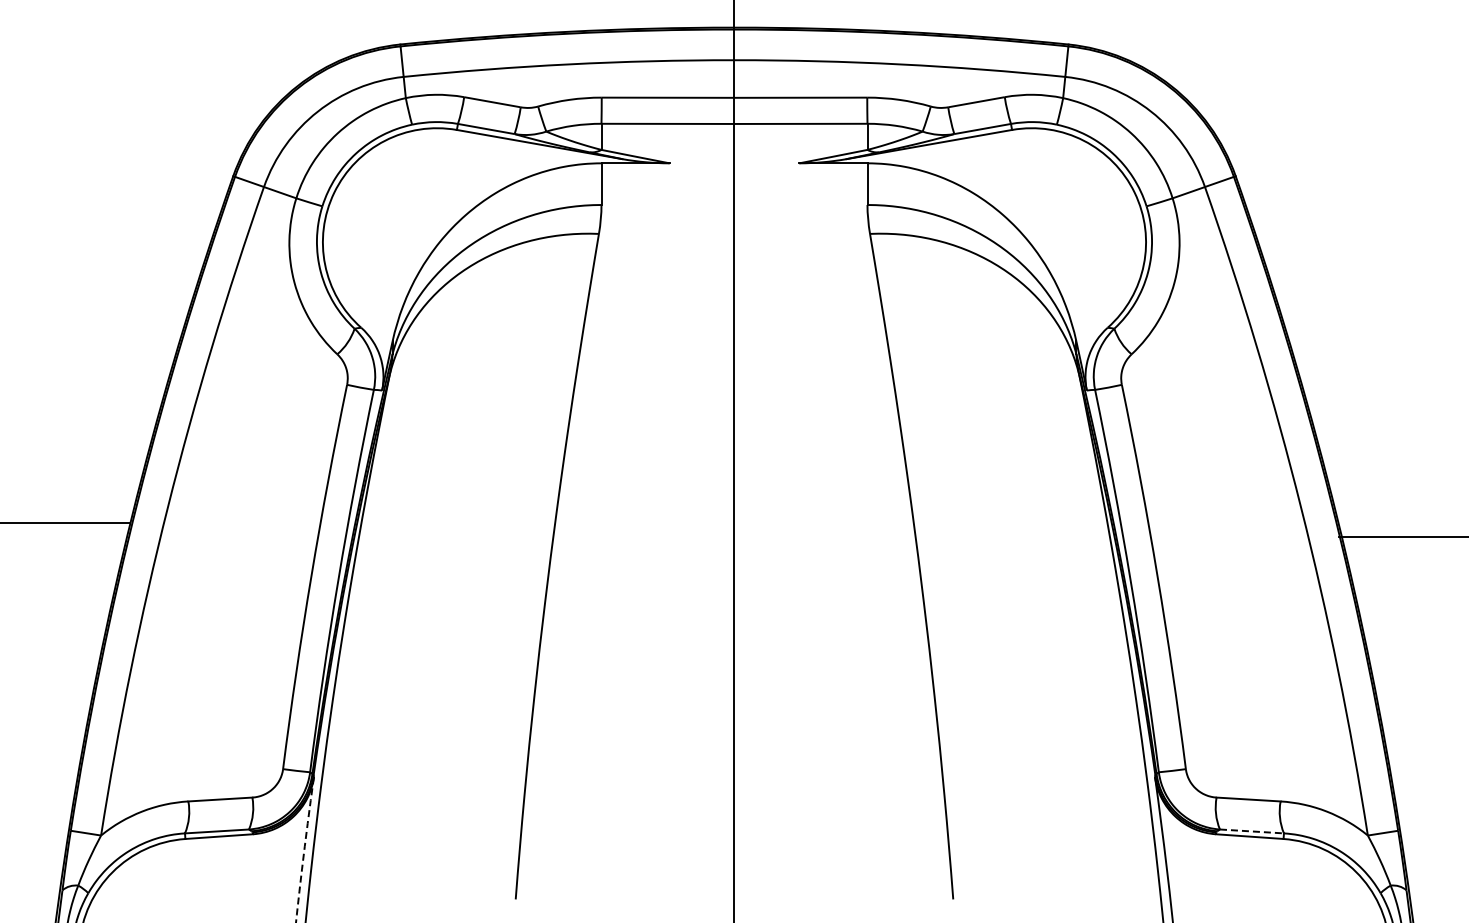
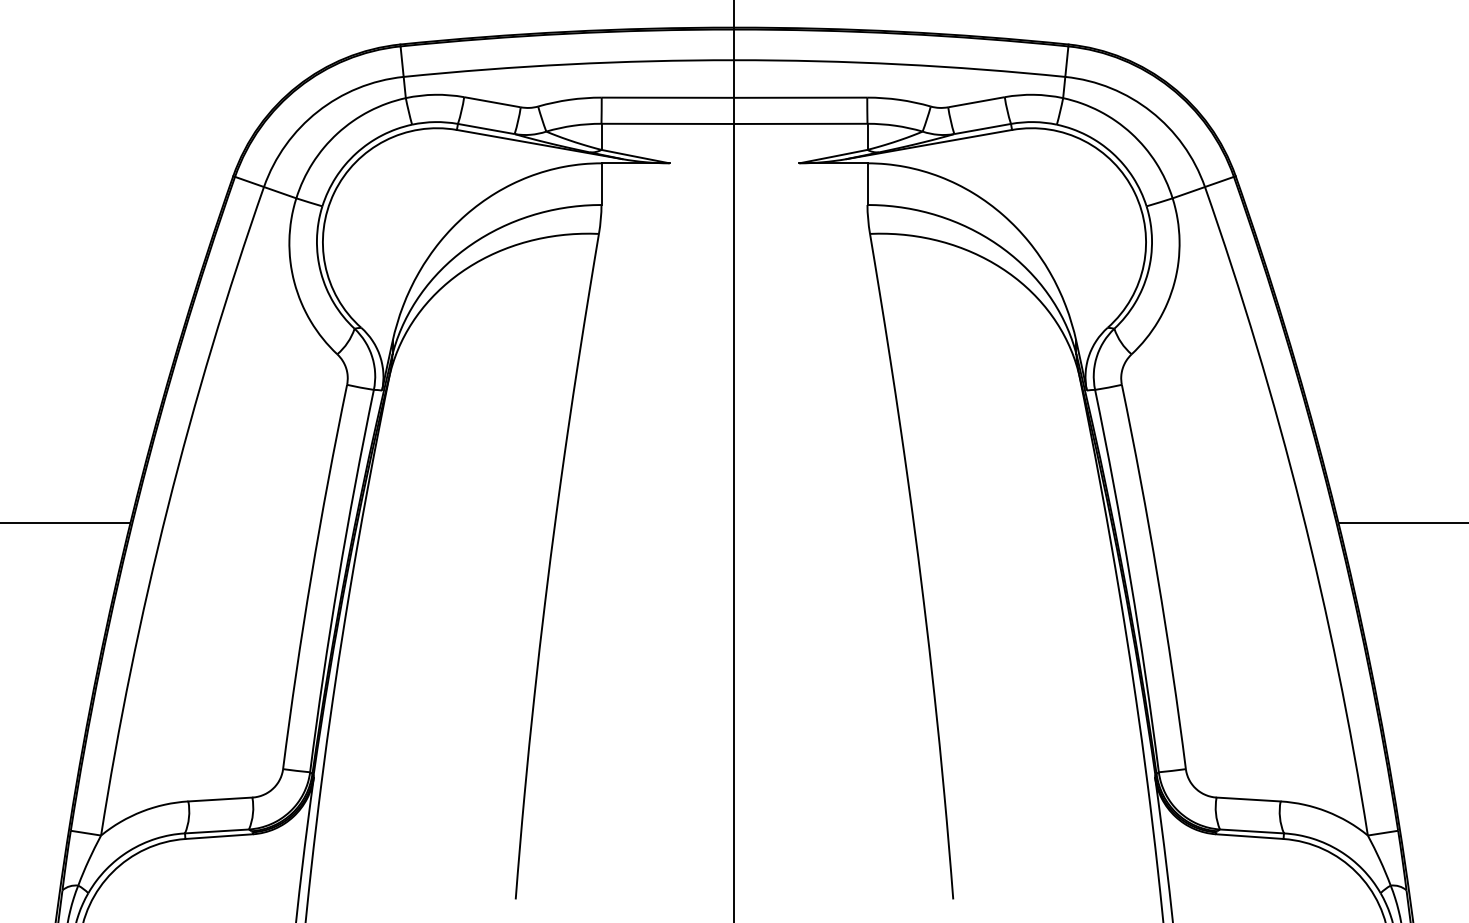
line position: (1401, 537) -> (1401, 523) (1401, 523)
line: dashed -> solid (1252, 831)
arc: dashed -> solid (304, 850)
